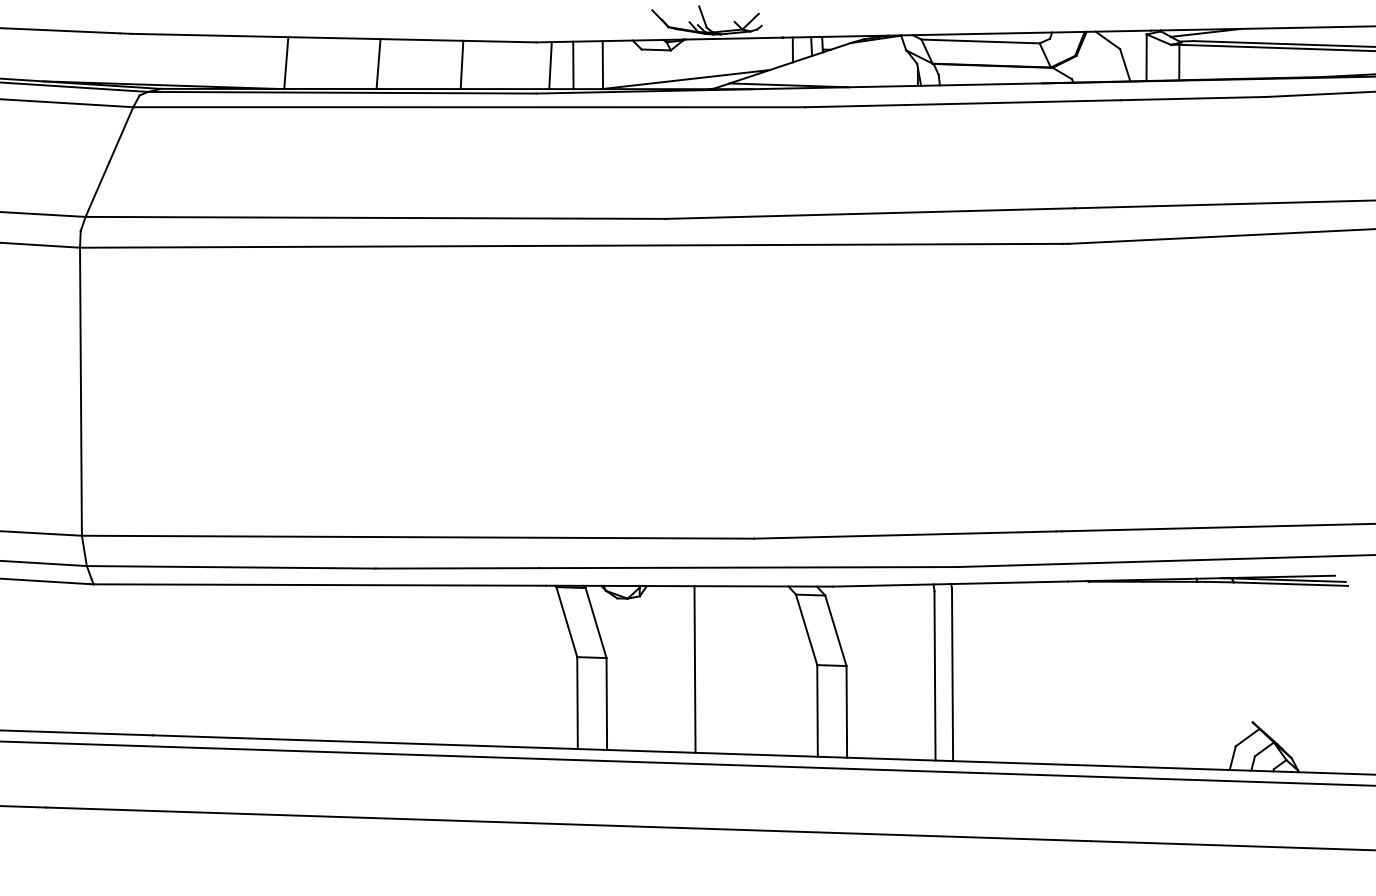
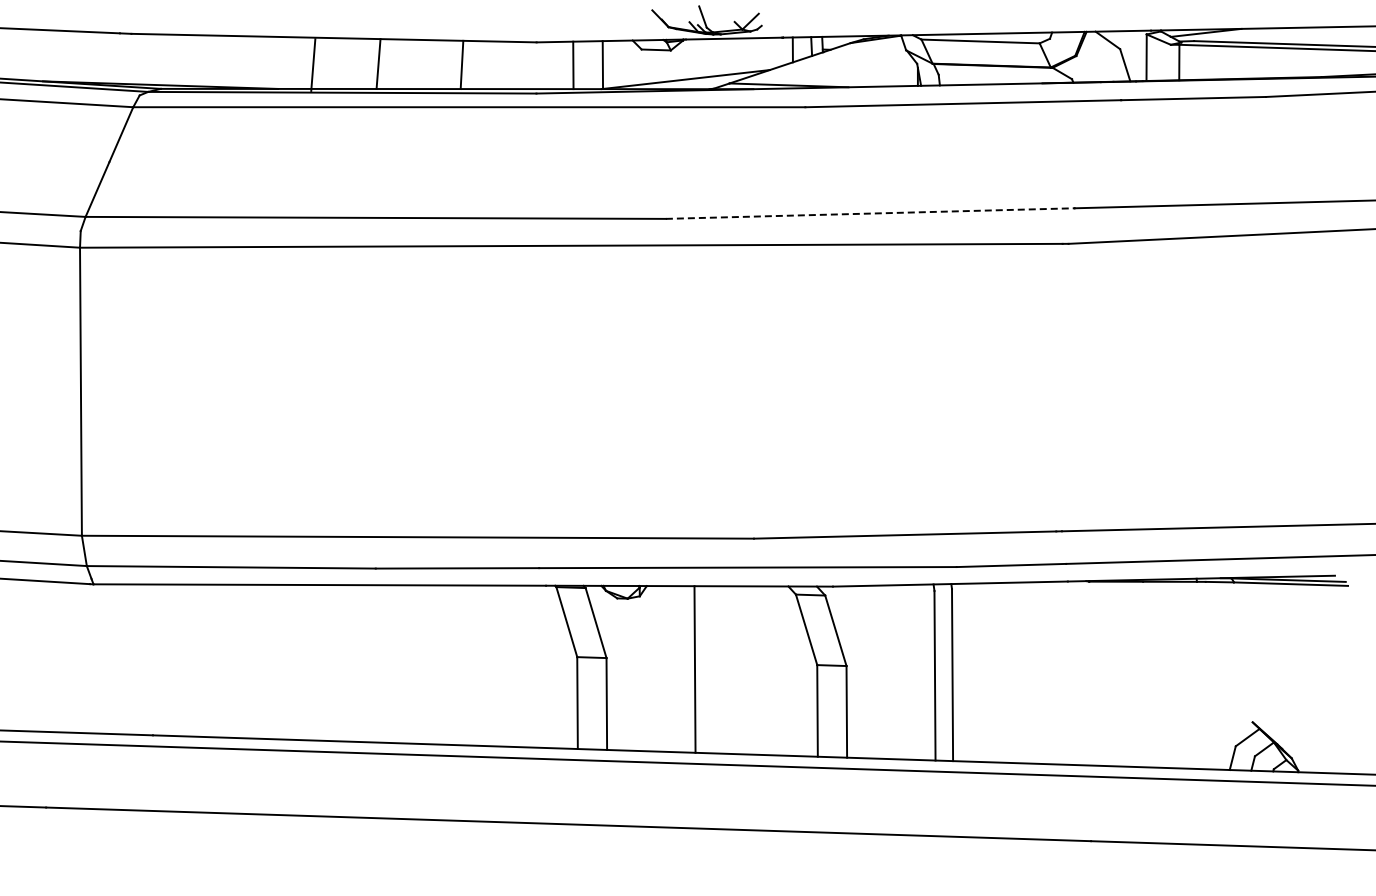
line position: (286, 62) -> (313, 64) (313, 64)
line: present -> none (550, 65)
line: solid -> dashed (870, 213)
